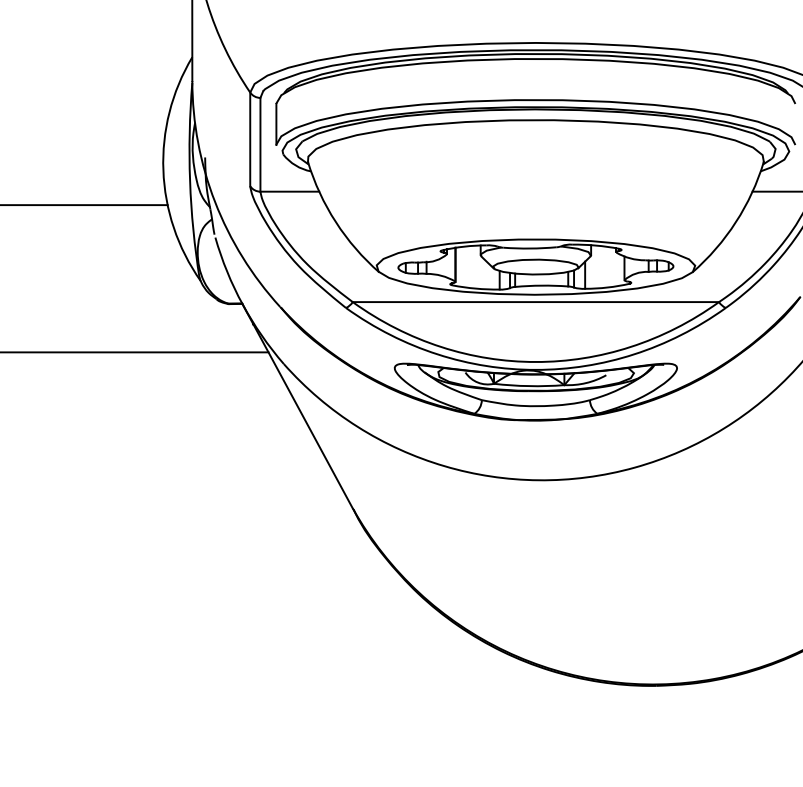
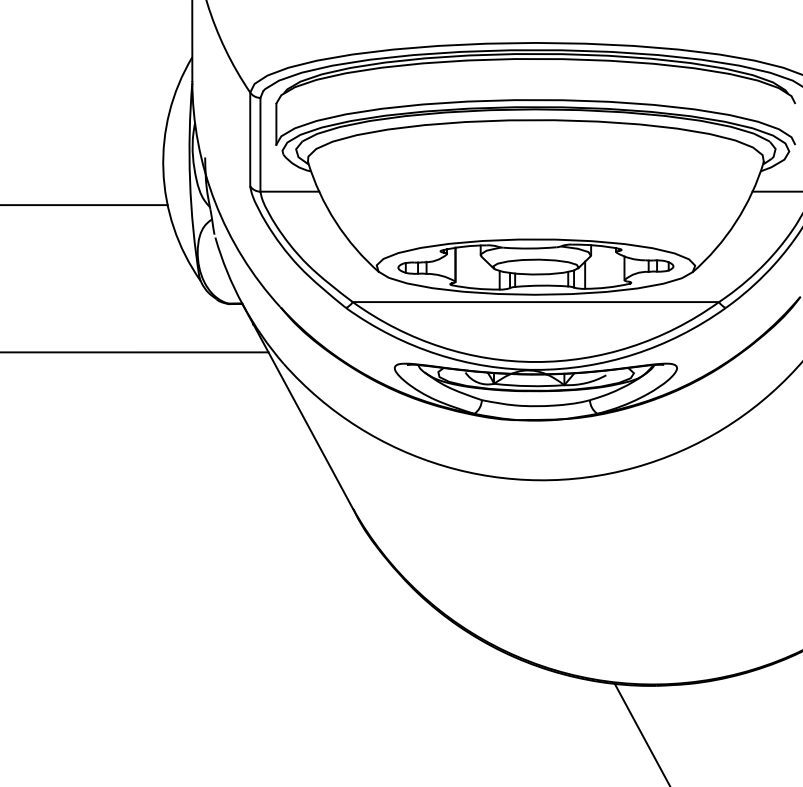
line: none -> present (641, 733)
